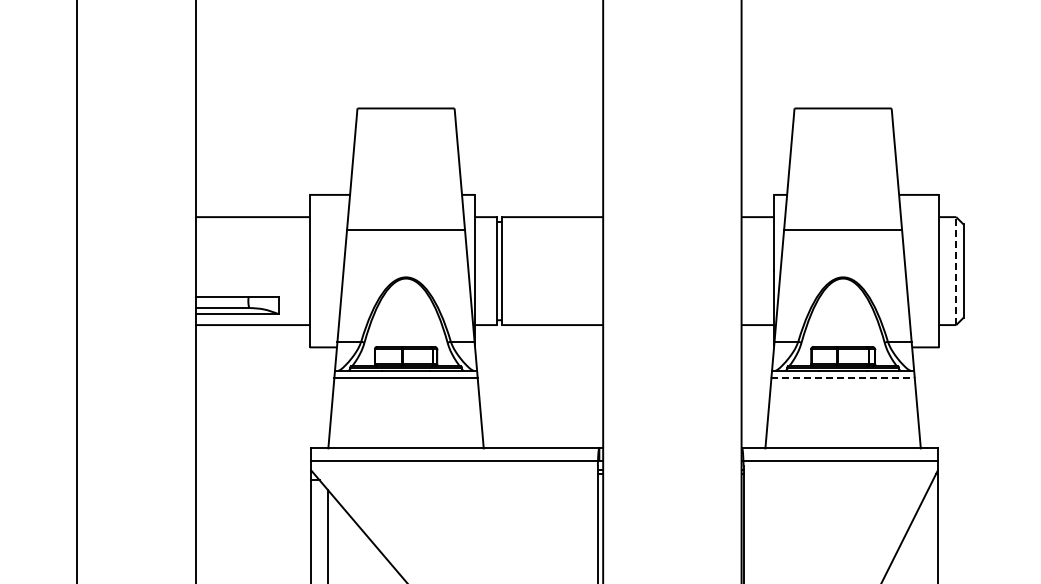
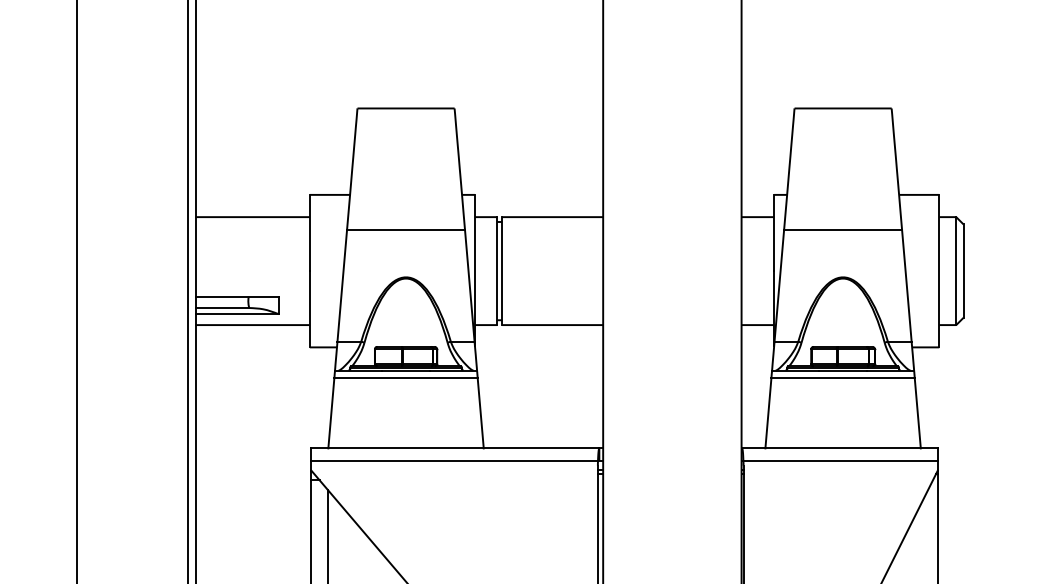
line: dashed -> solid (956, 271)
line: none -> present (188, 291)
line: dashed -> solid (843, 377)
